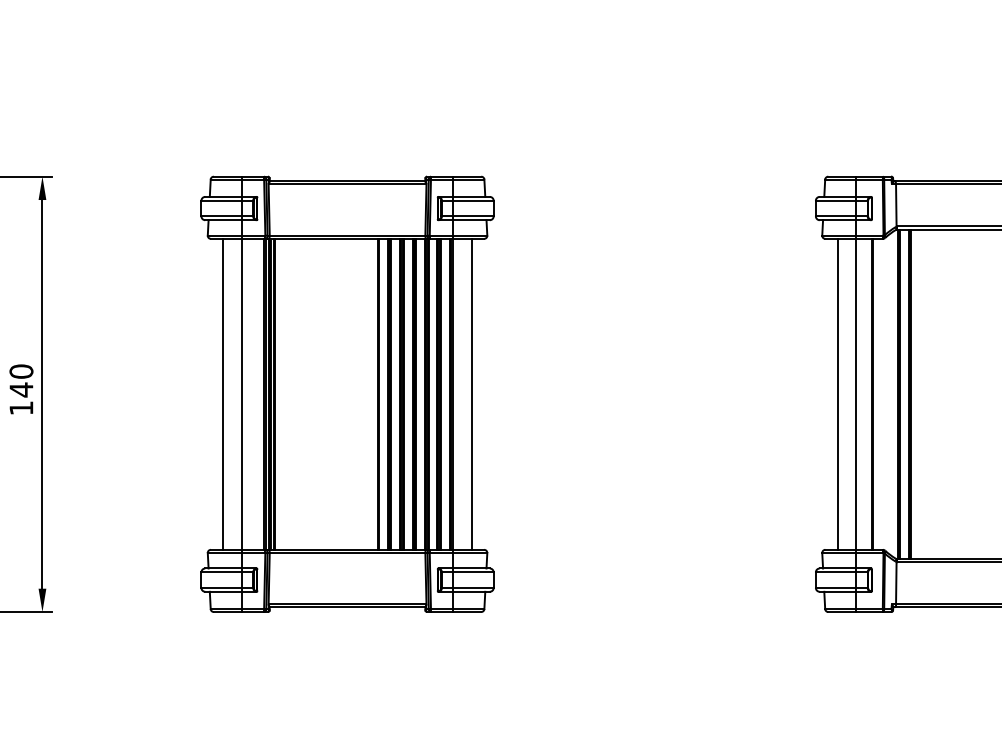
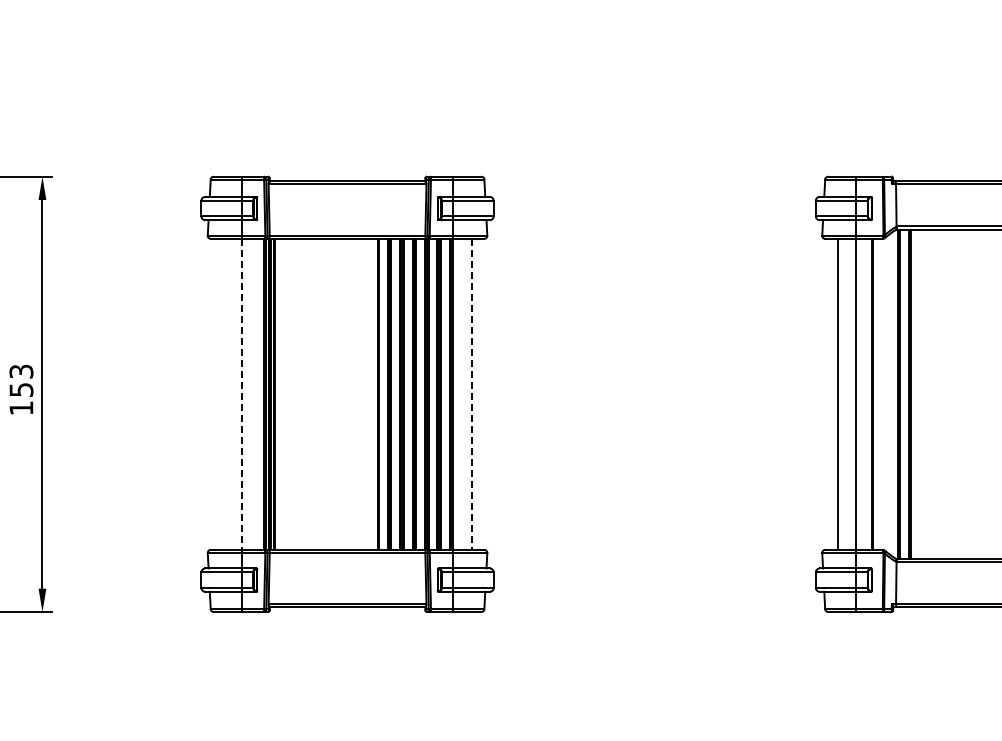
text: 140 -> 153 (21, 380)
line: present -> none (223, 393)
line: solid -> dashed (241, 394)
line: solid -> dashed (471, 394)
